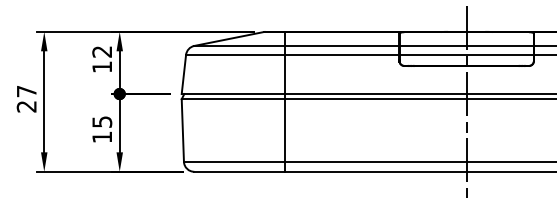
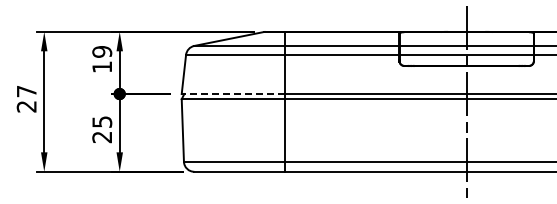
text: 12 -> 19 (102, 51)
line: solid -> dashed (233, 94)
text: 15 -> 25 (101, 137)
